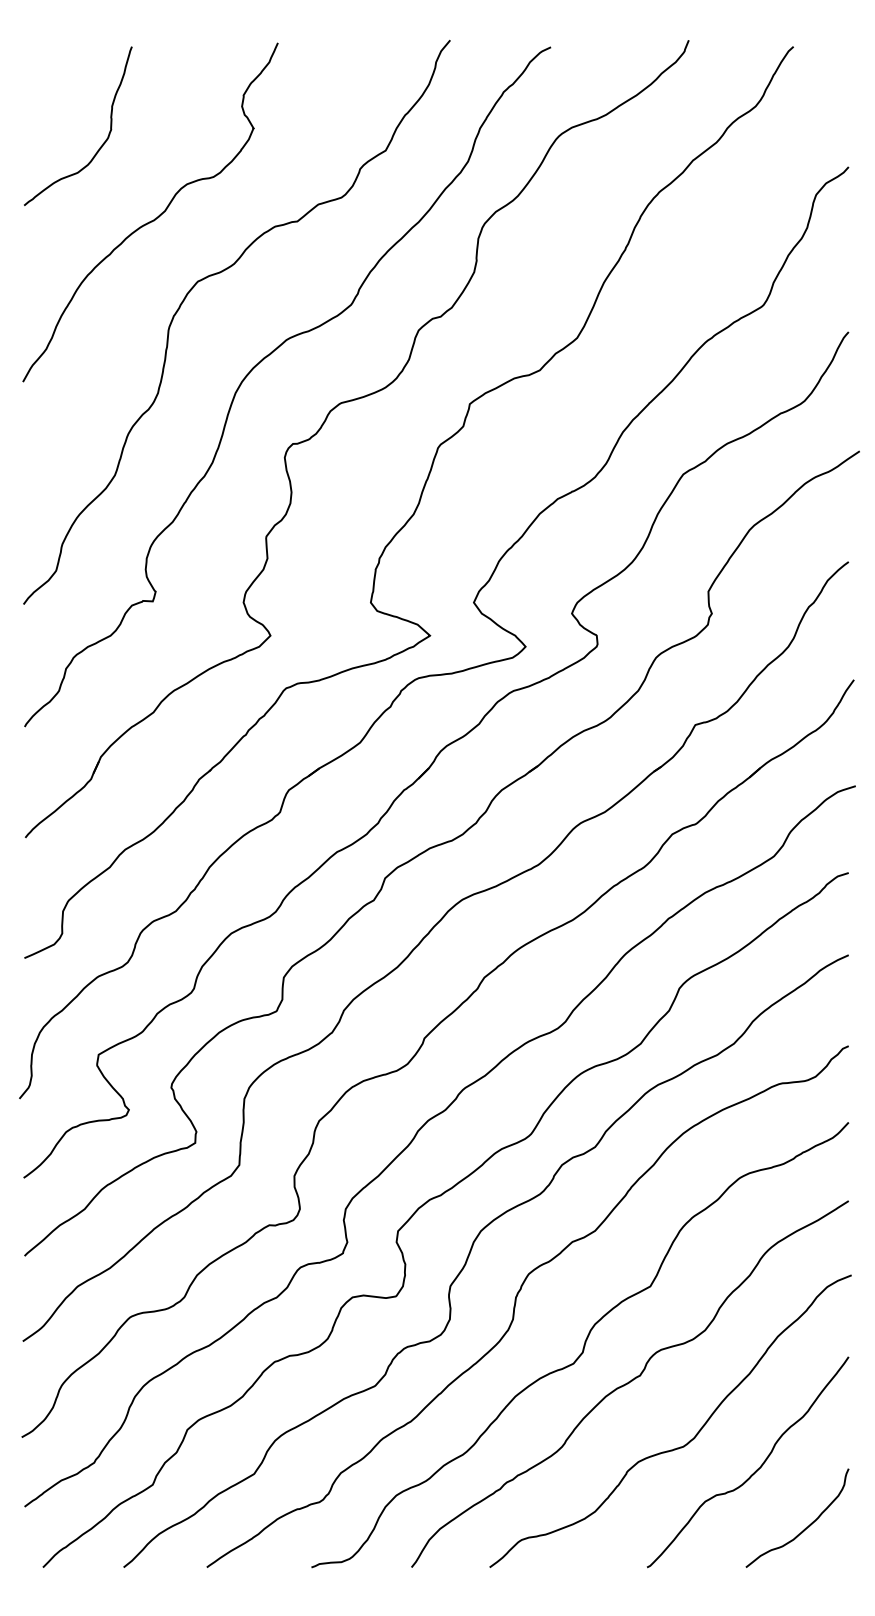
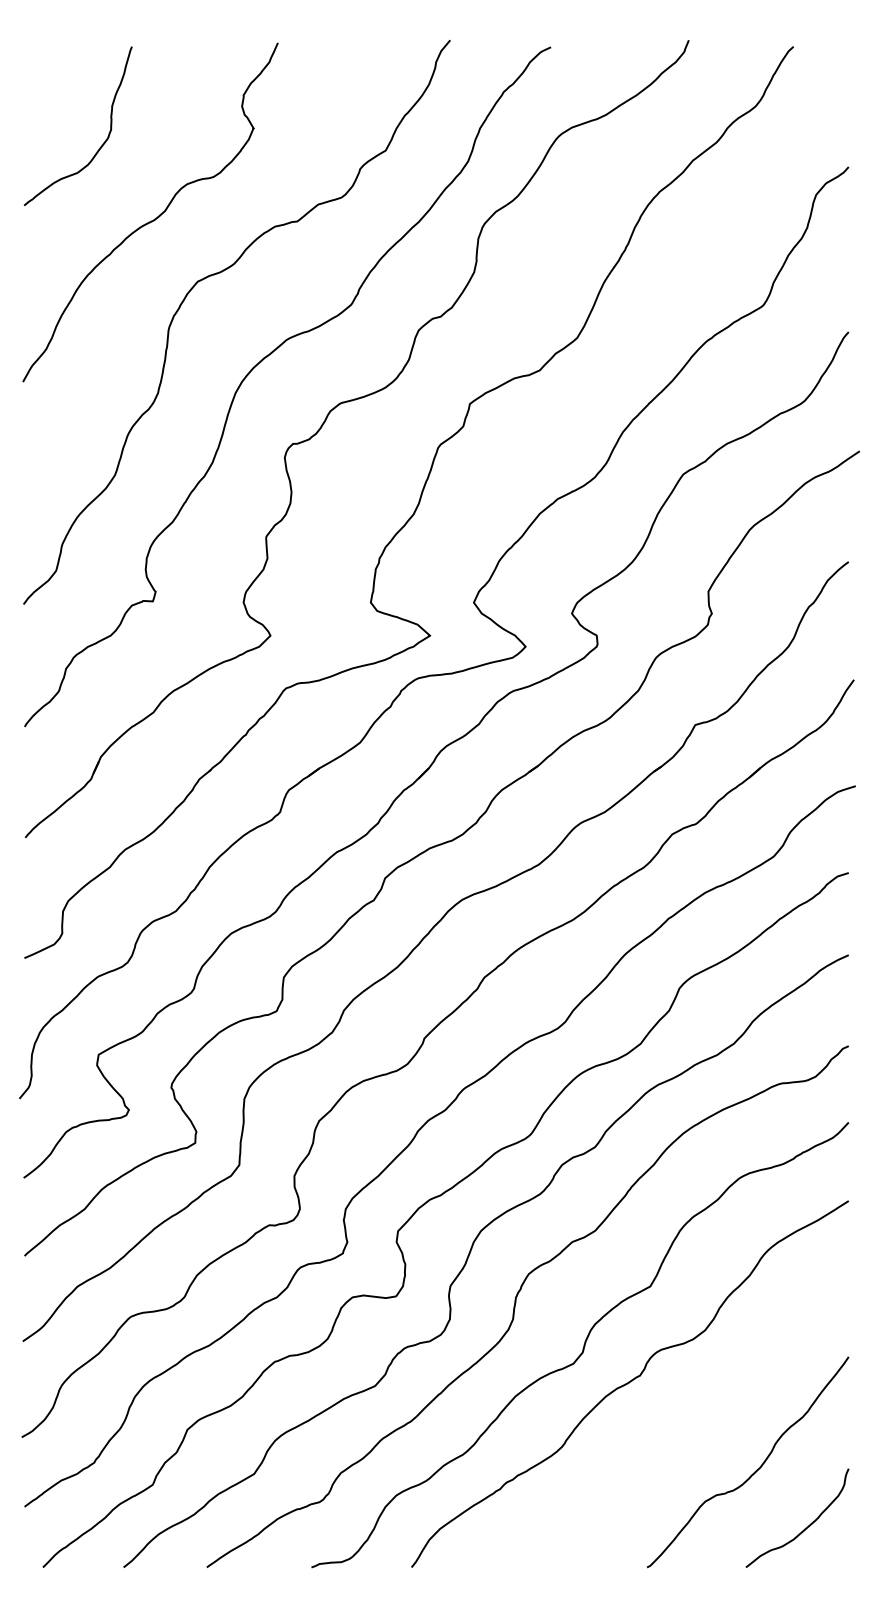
curve: present -> none (690, 1439)
